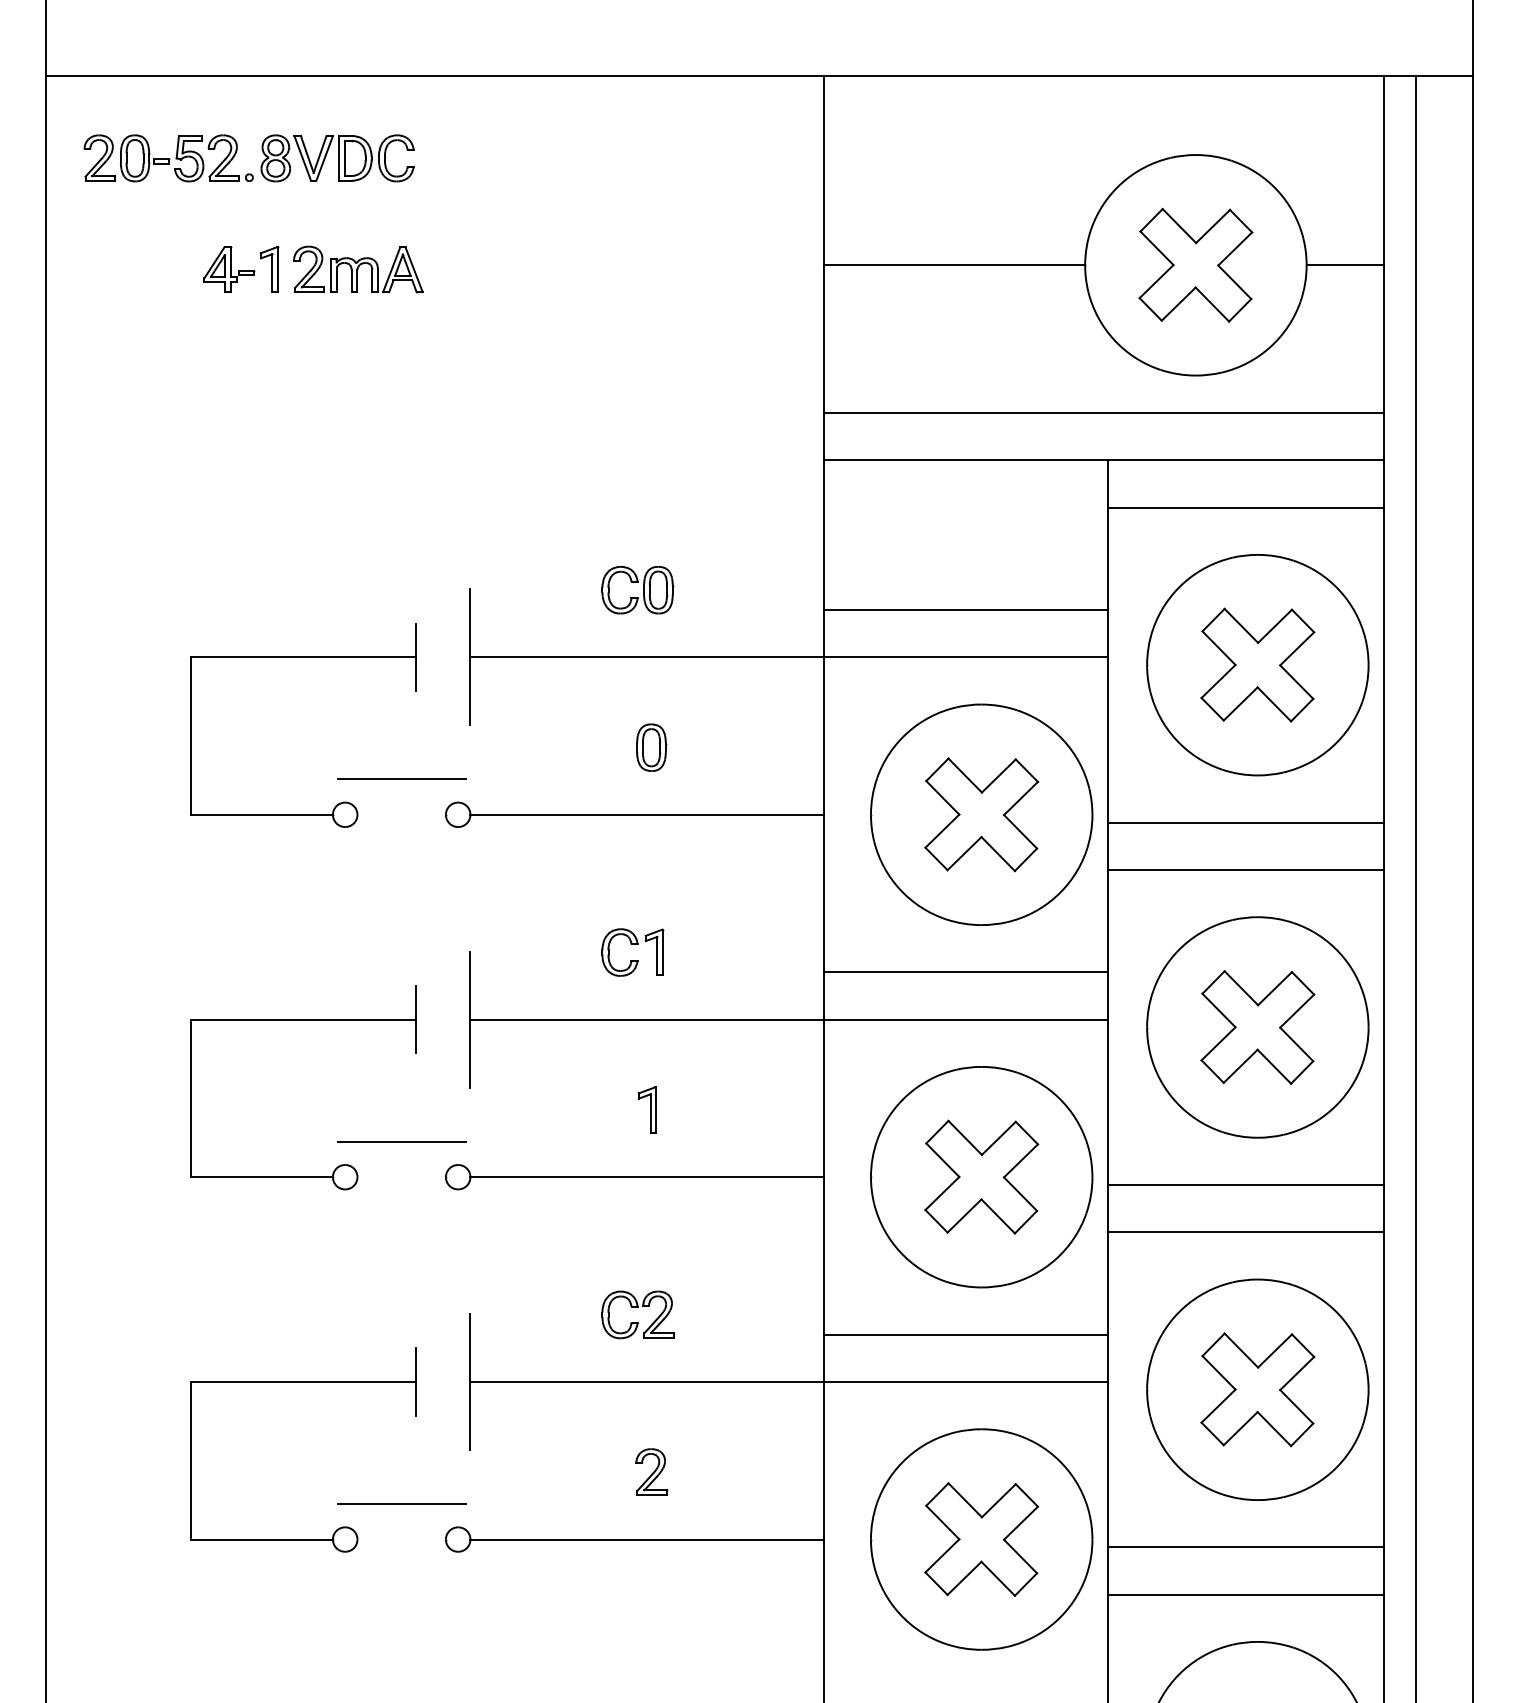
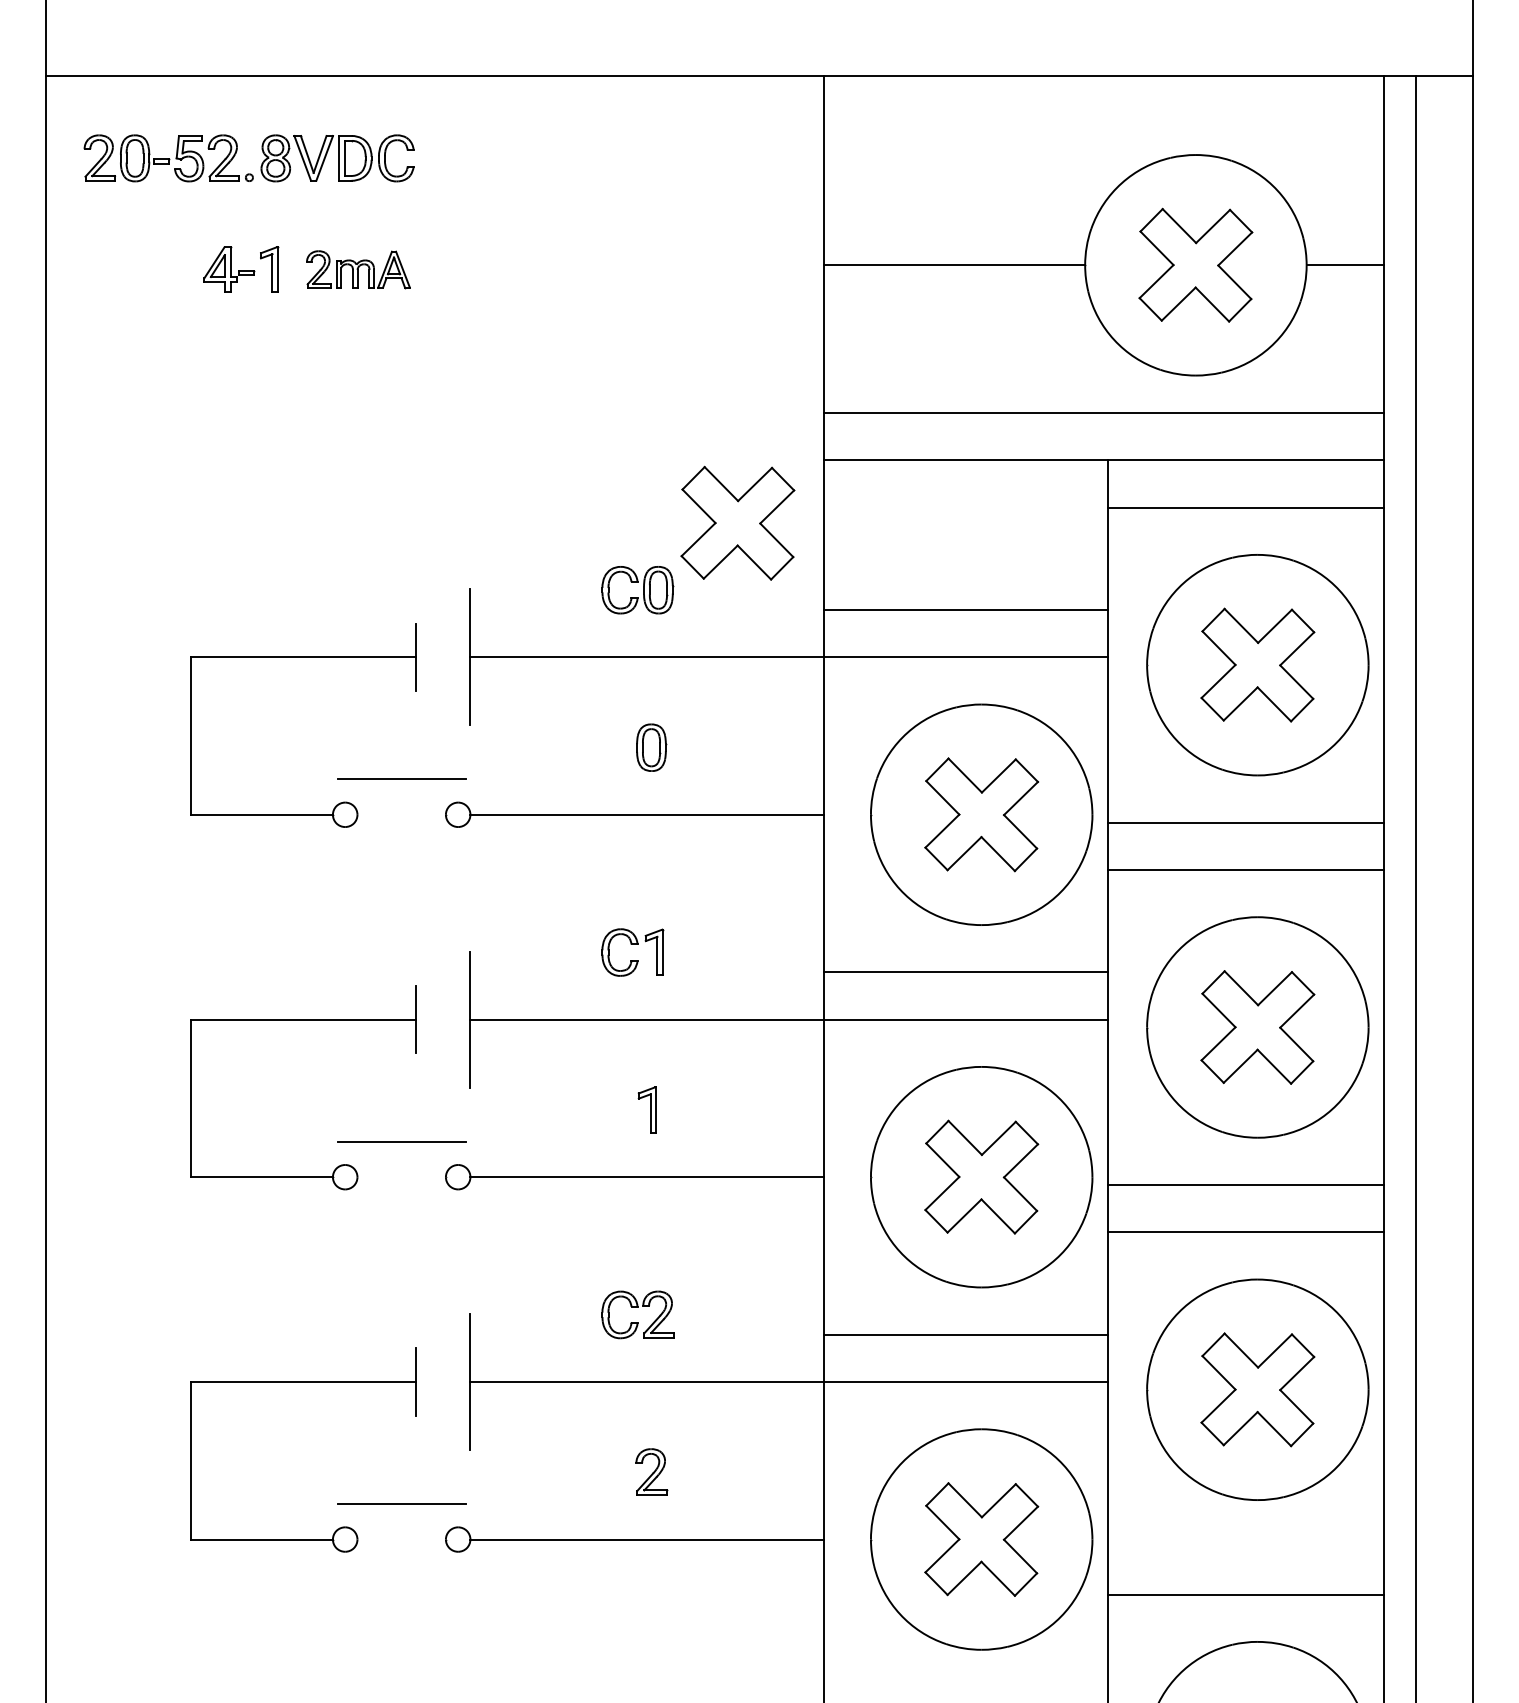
part size: 131x49 px -> 105x40 px (358, 269)
part: none -> present (737, 522)
line: present -> none (1245, 1547)
